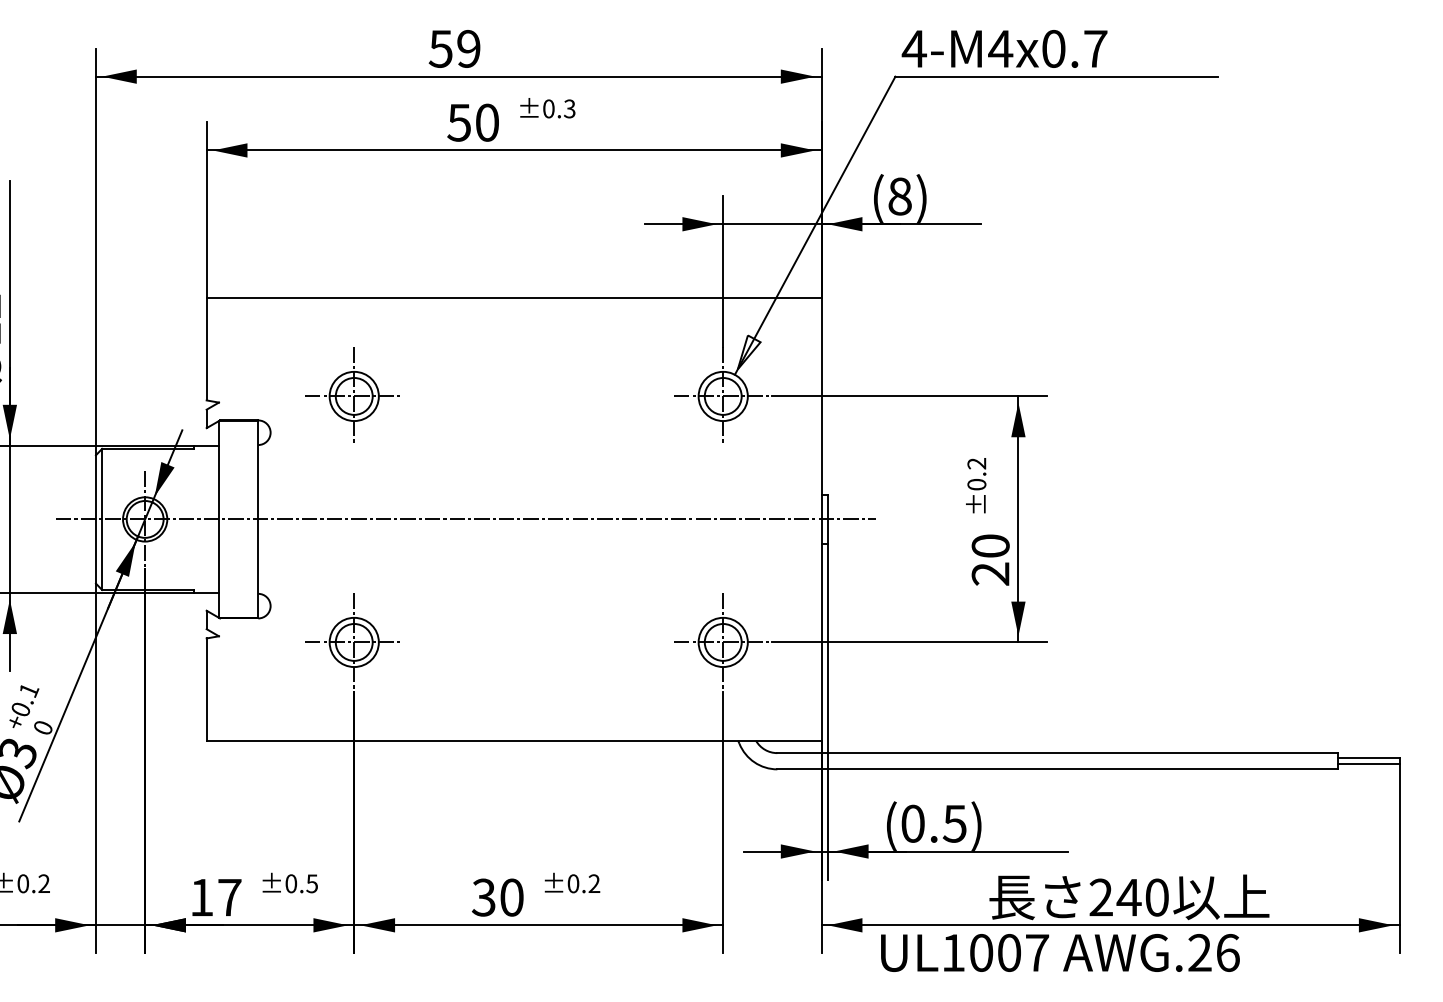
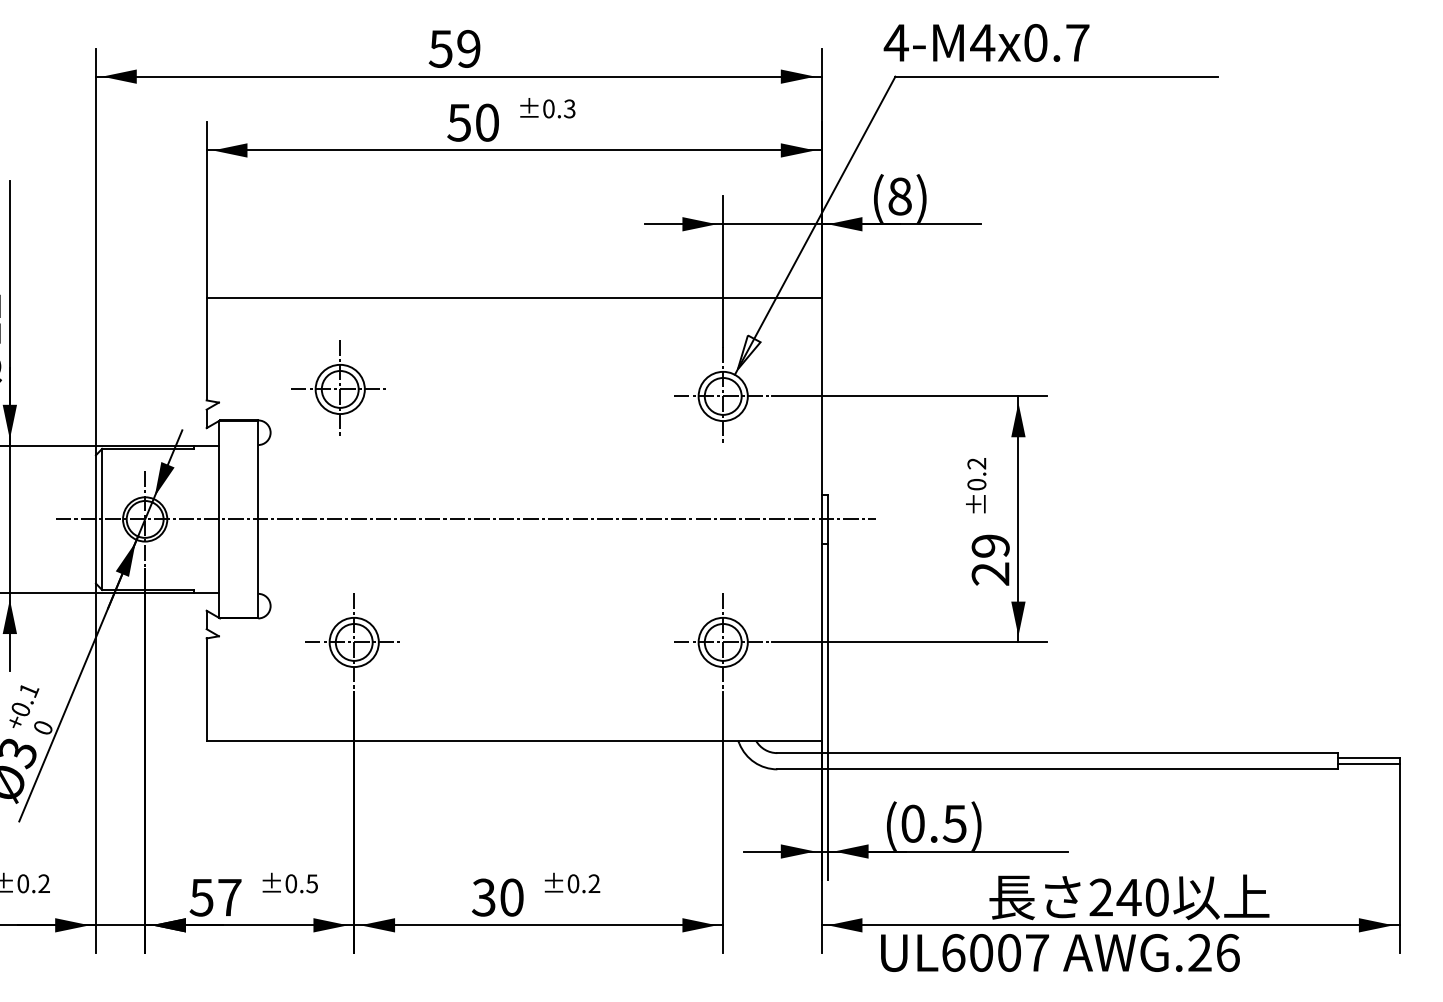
text position: (1004, 48) -> (986, 42) (986, 42)
part position: (352, 394) -> (338, 387) (338, 387)
text: 20 -> 29 (990, 545)
text: 17 -> 57 (201, 897)
text: UL1007 -> UL6007 (953, 952)
